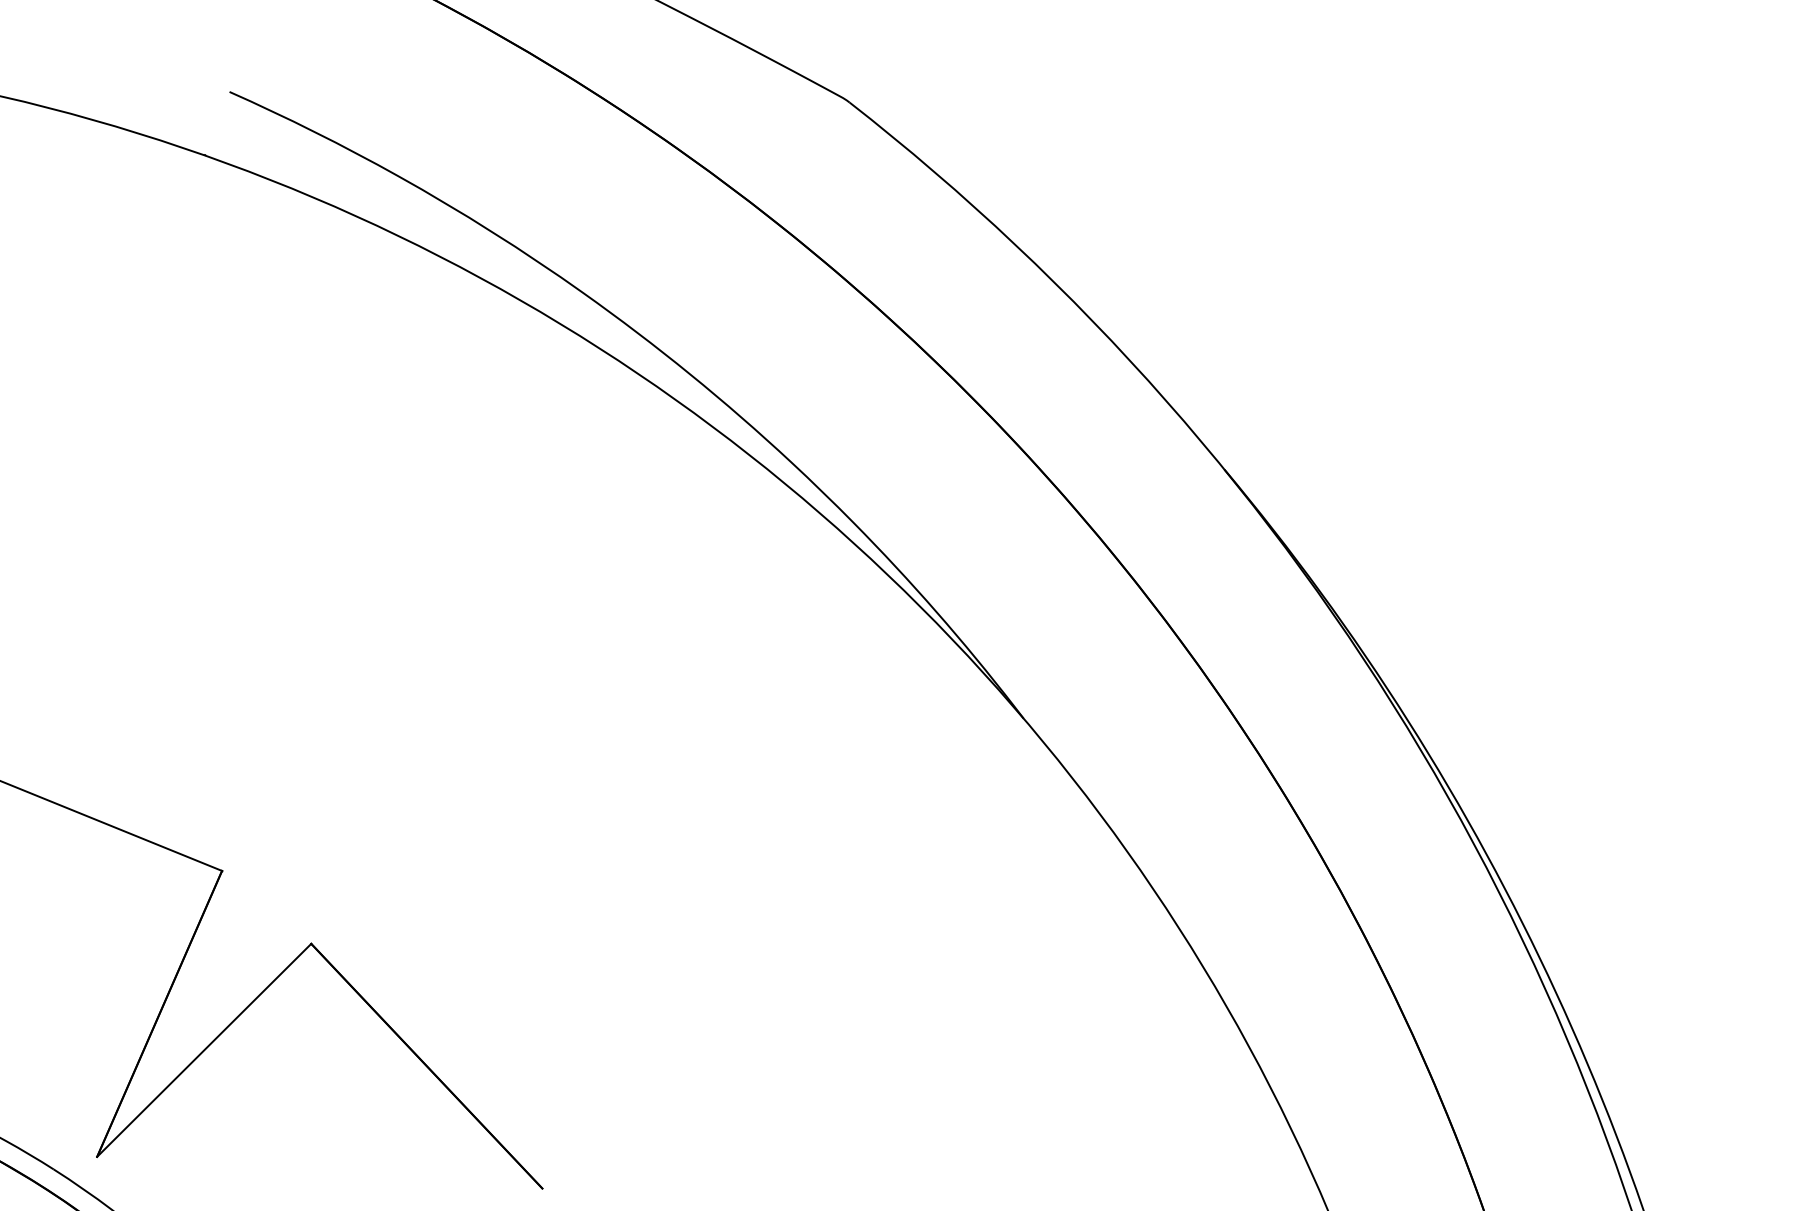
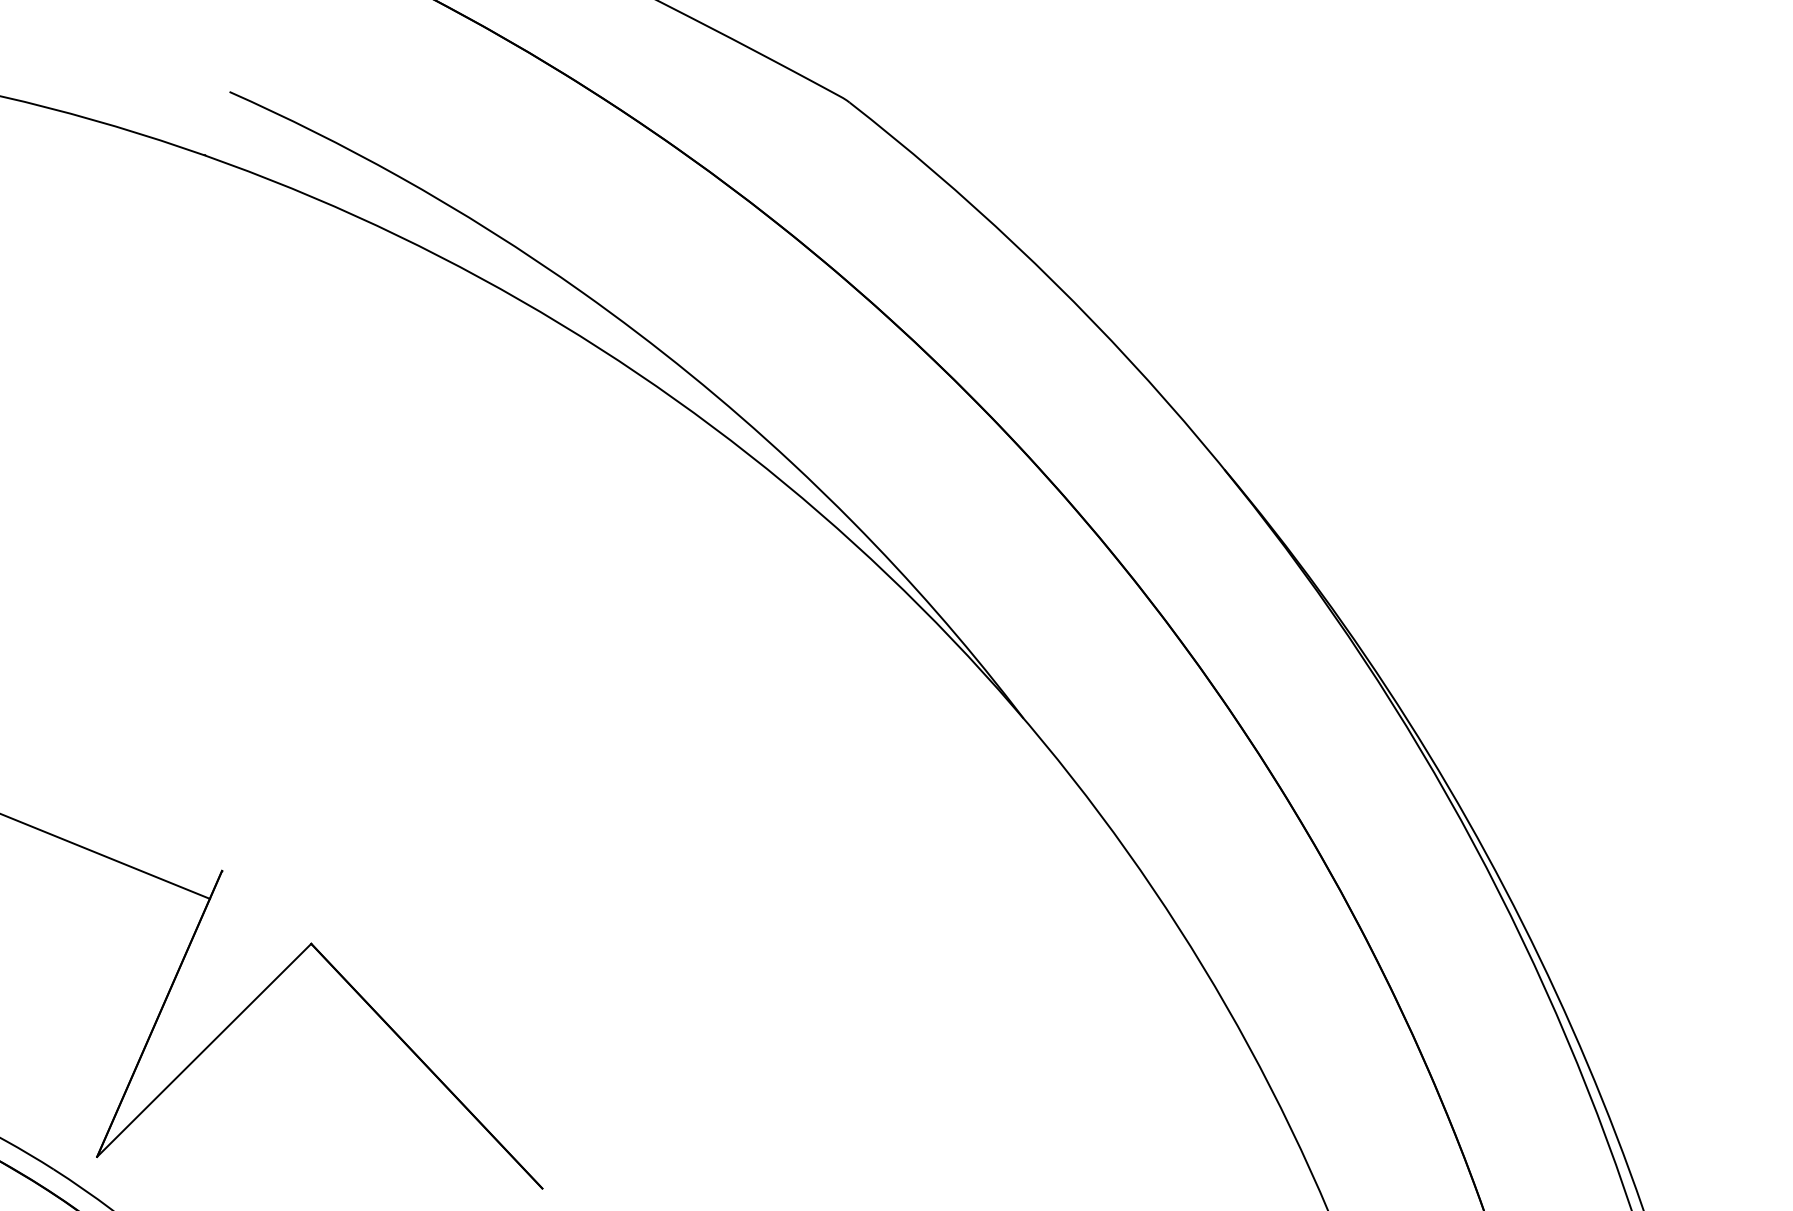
line position: (112, 825) -> (106, 856) (106, 856)
